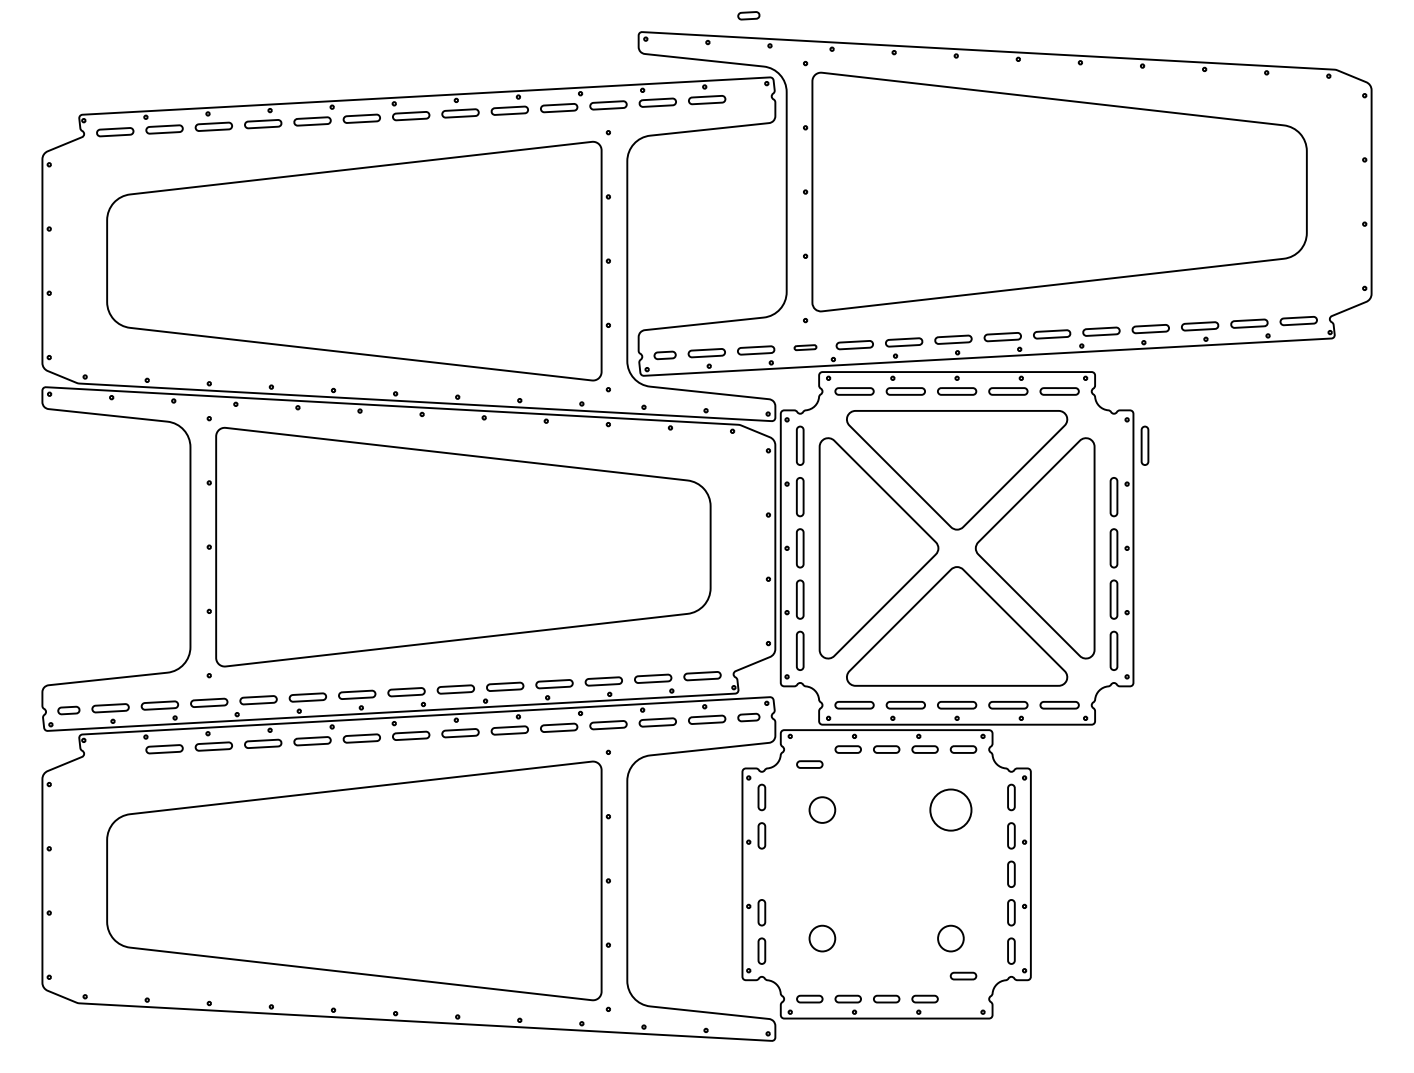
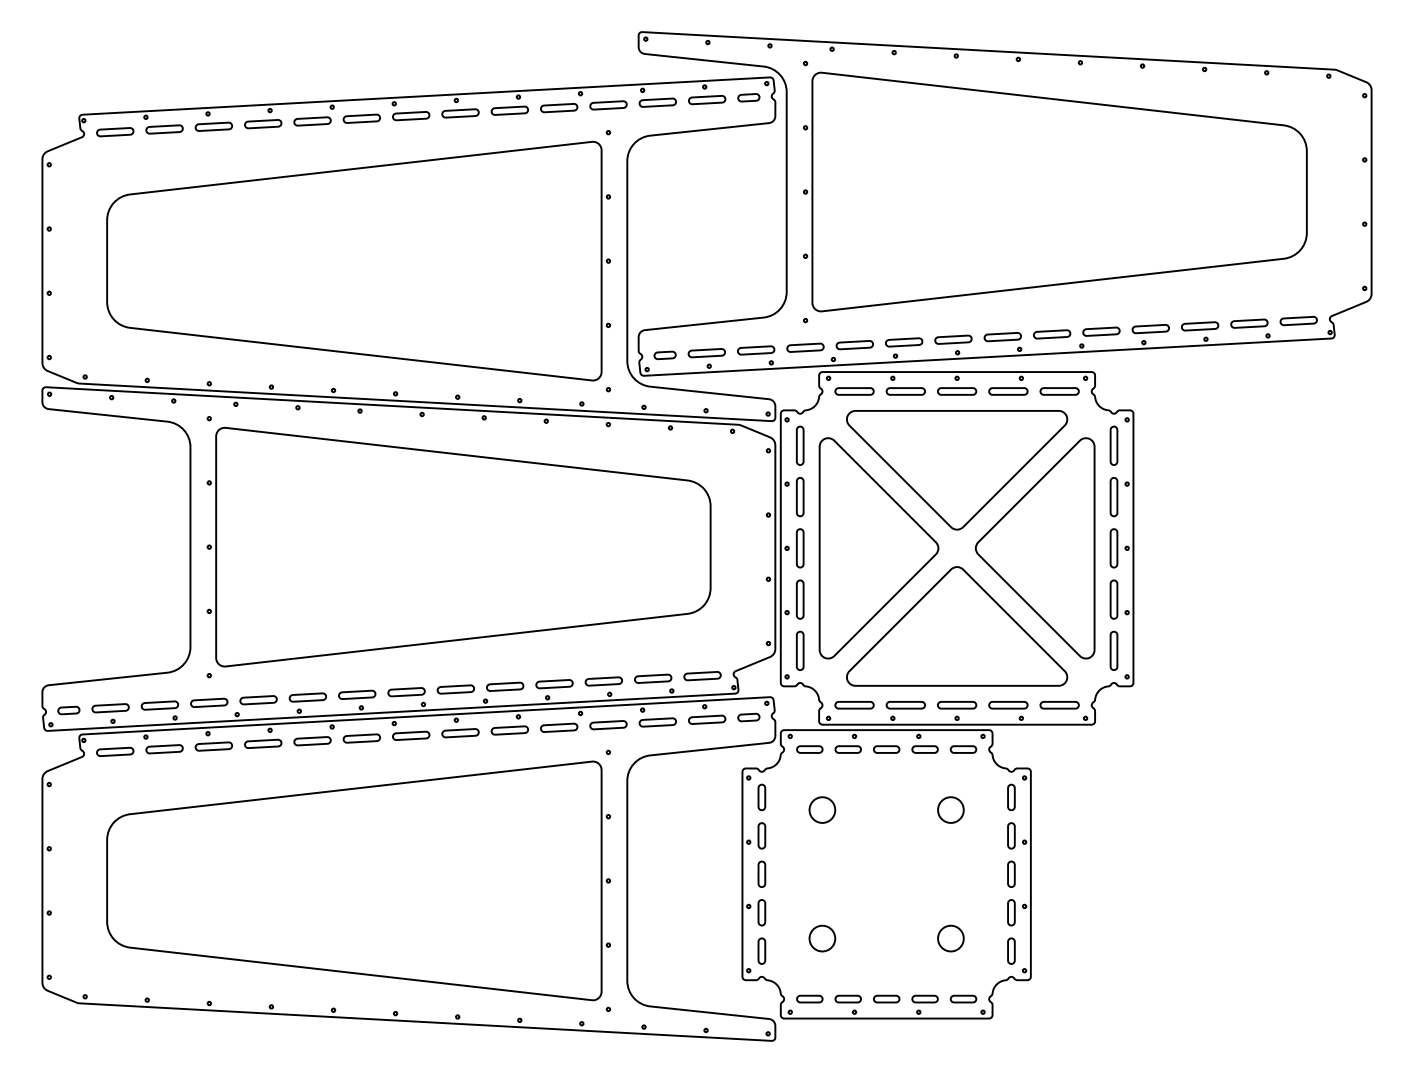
part position: (748, 15) -> (748, 97) (748, 97)
part size: 25x8 px -> 39x11 px (805, 347)
part position: (1144, 445) -> (1113, 445) (1113, 445)
part: none -> present (115, 751)
part position: (809, 764) -> (809, 749) (809, 749)
circle diameter: 41 px -> 26 px (950, 809)
part: none -> present (761, 873)
part position: (963, 975) -> (963, 998) (963, 998)
